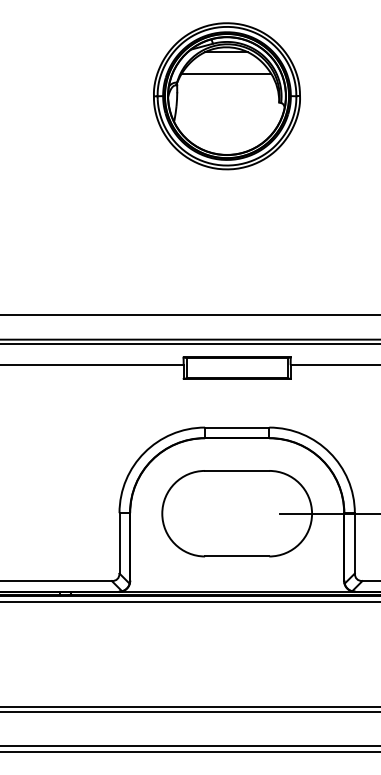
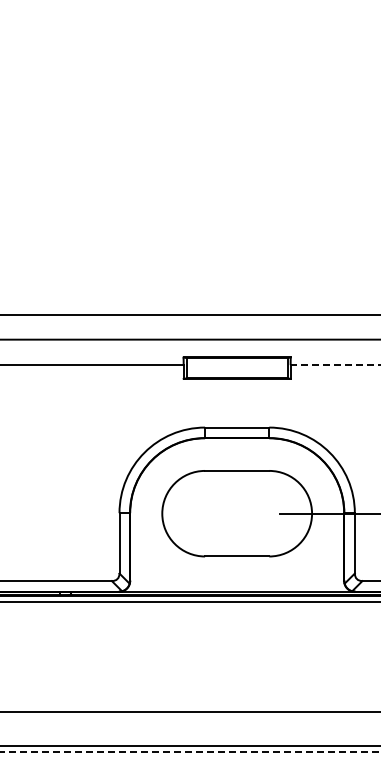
part: present -> none (226, 96)
line: present -> none (189, 344)
line: solid -> dashed (335, 365)
line: present -> none (189, 706)
line: solid -> dashed (190, 751)
